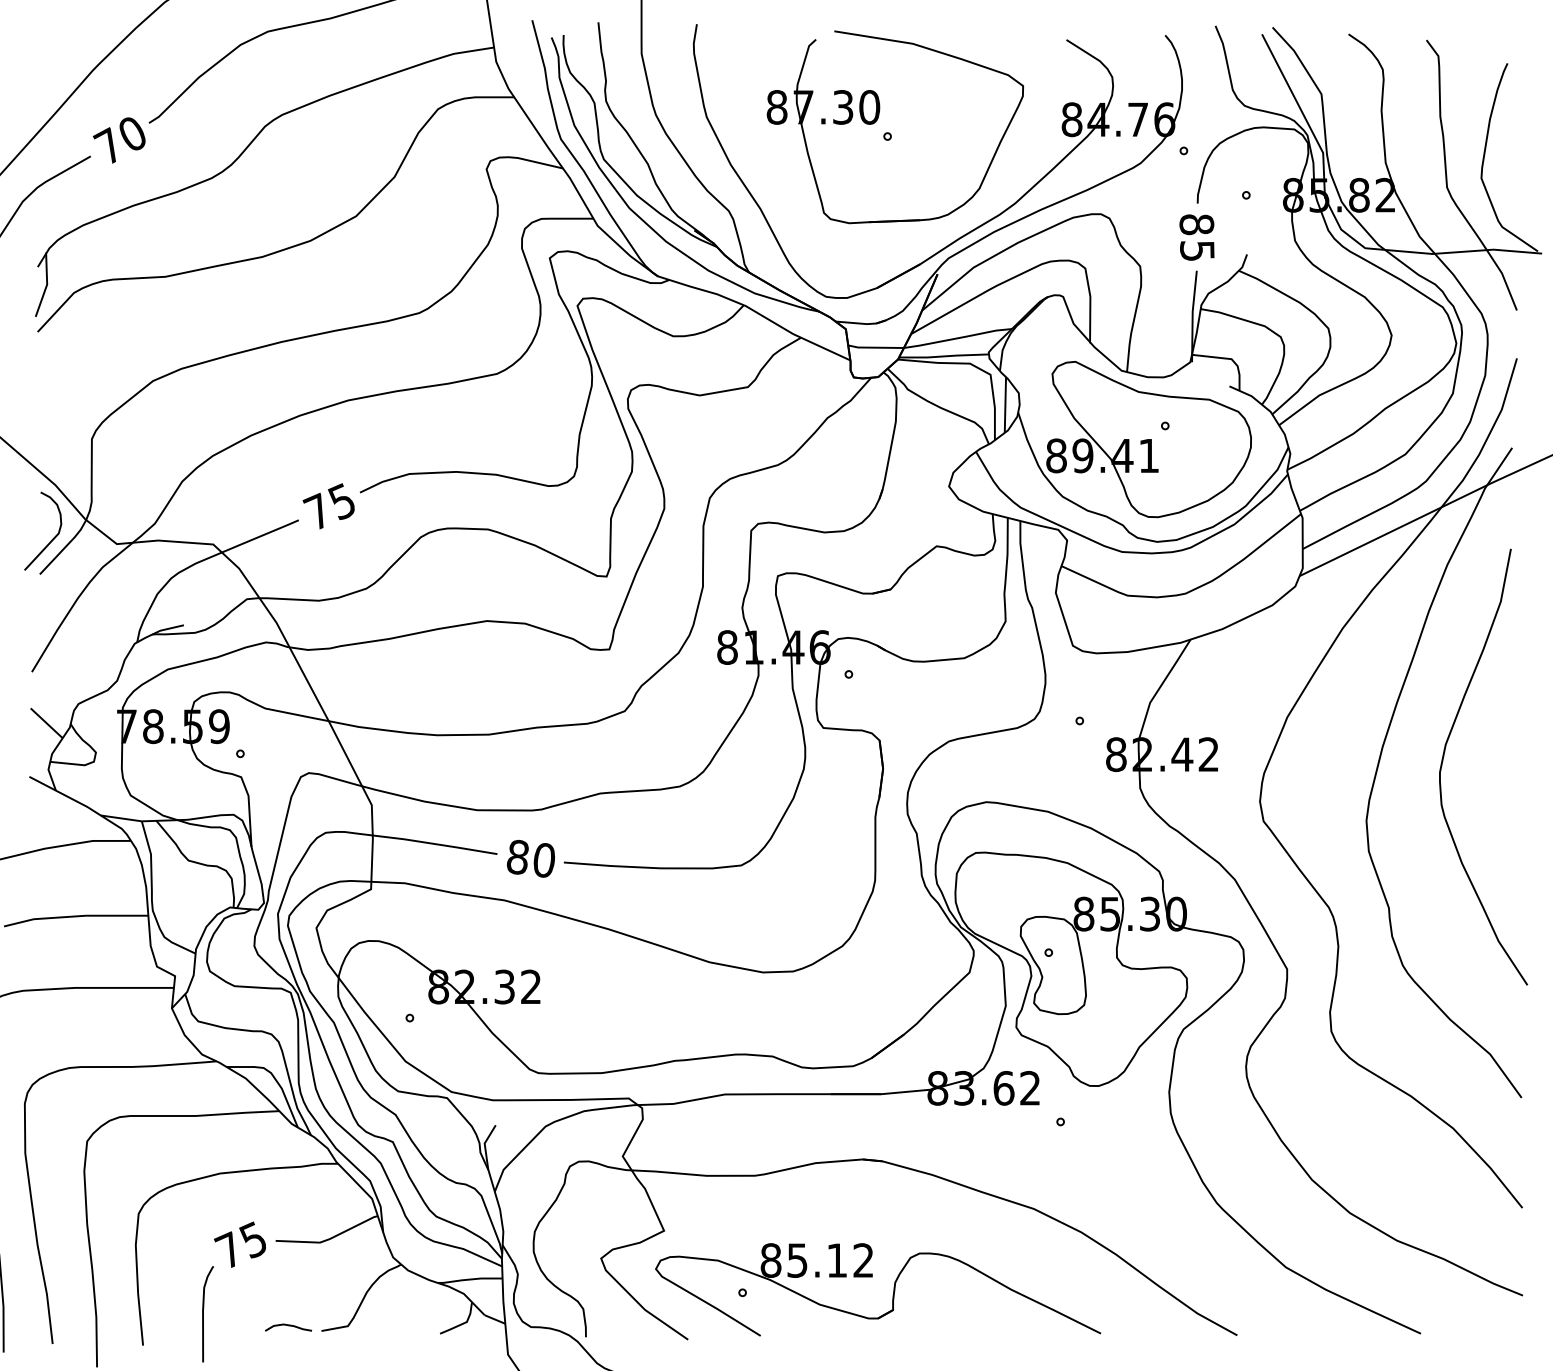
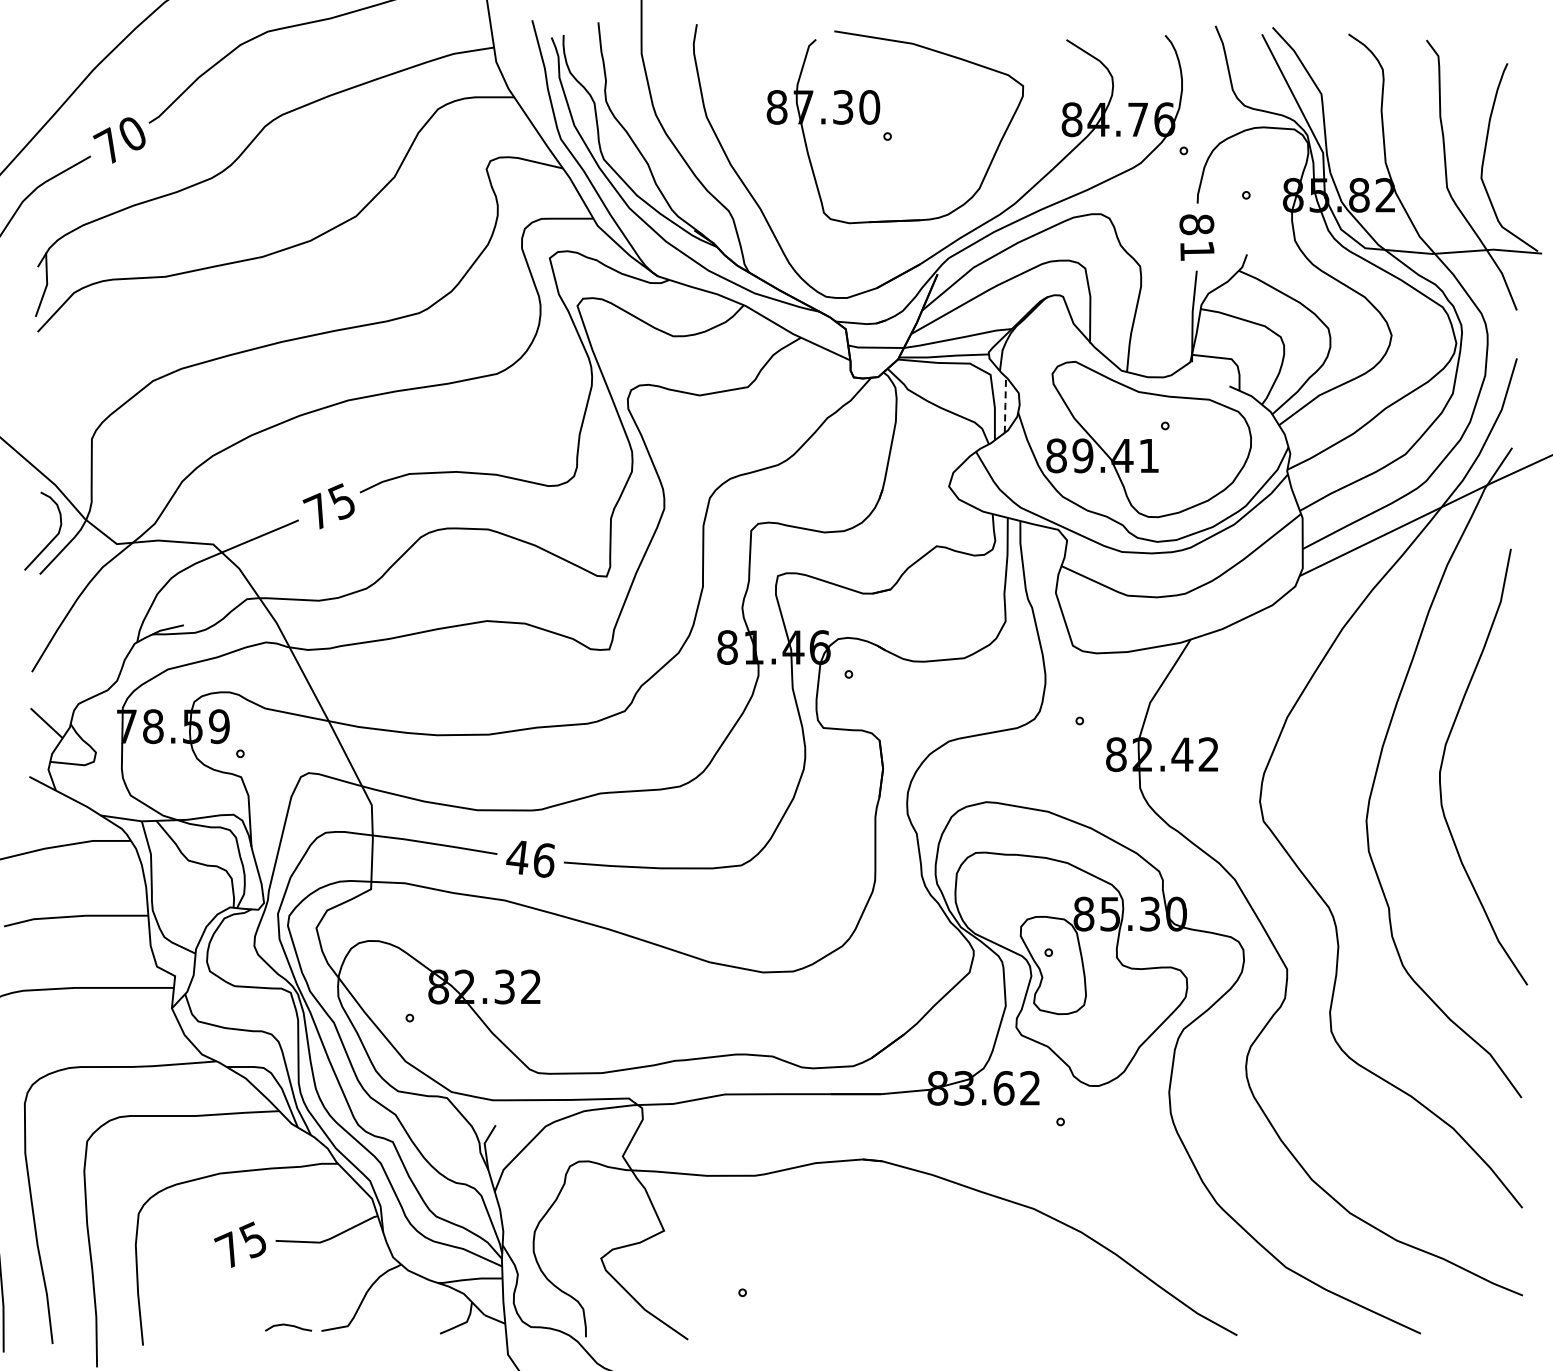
text: 85 -> 81 (1197, 250)
line: solid -> dashed (1005, 404)
text: 80 -> 46 (530, 858)
part: present -> none (872, 1277)
curve: present -> none (203, 1314)
